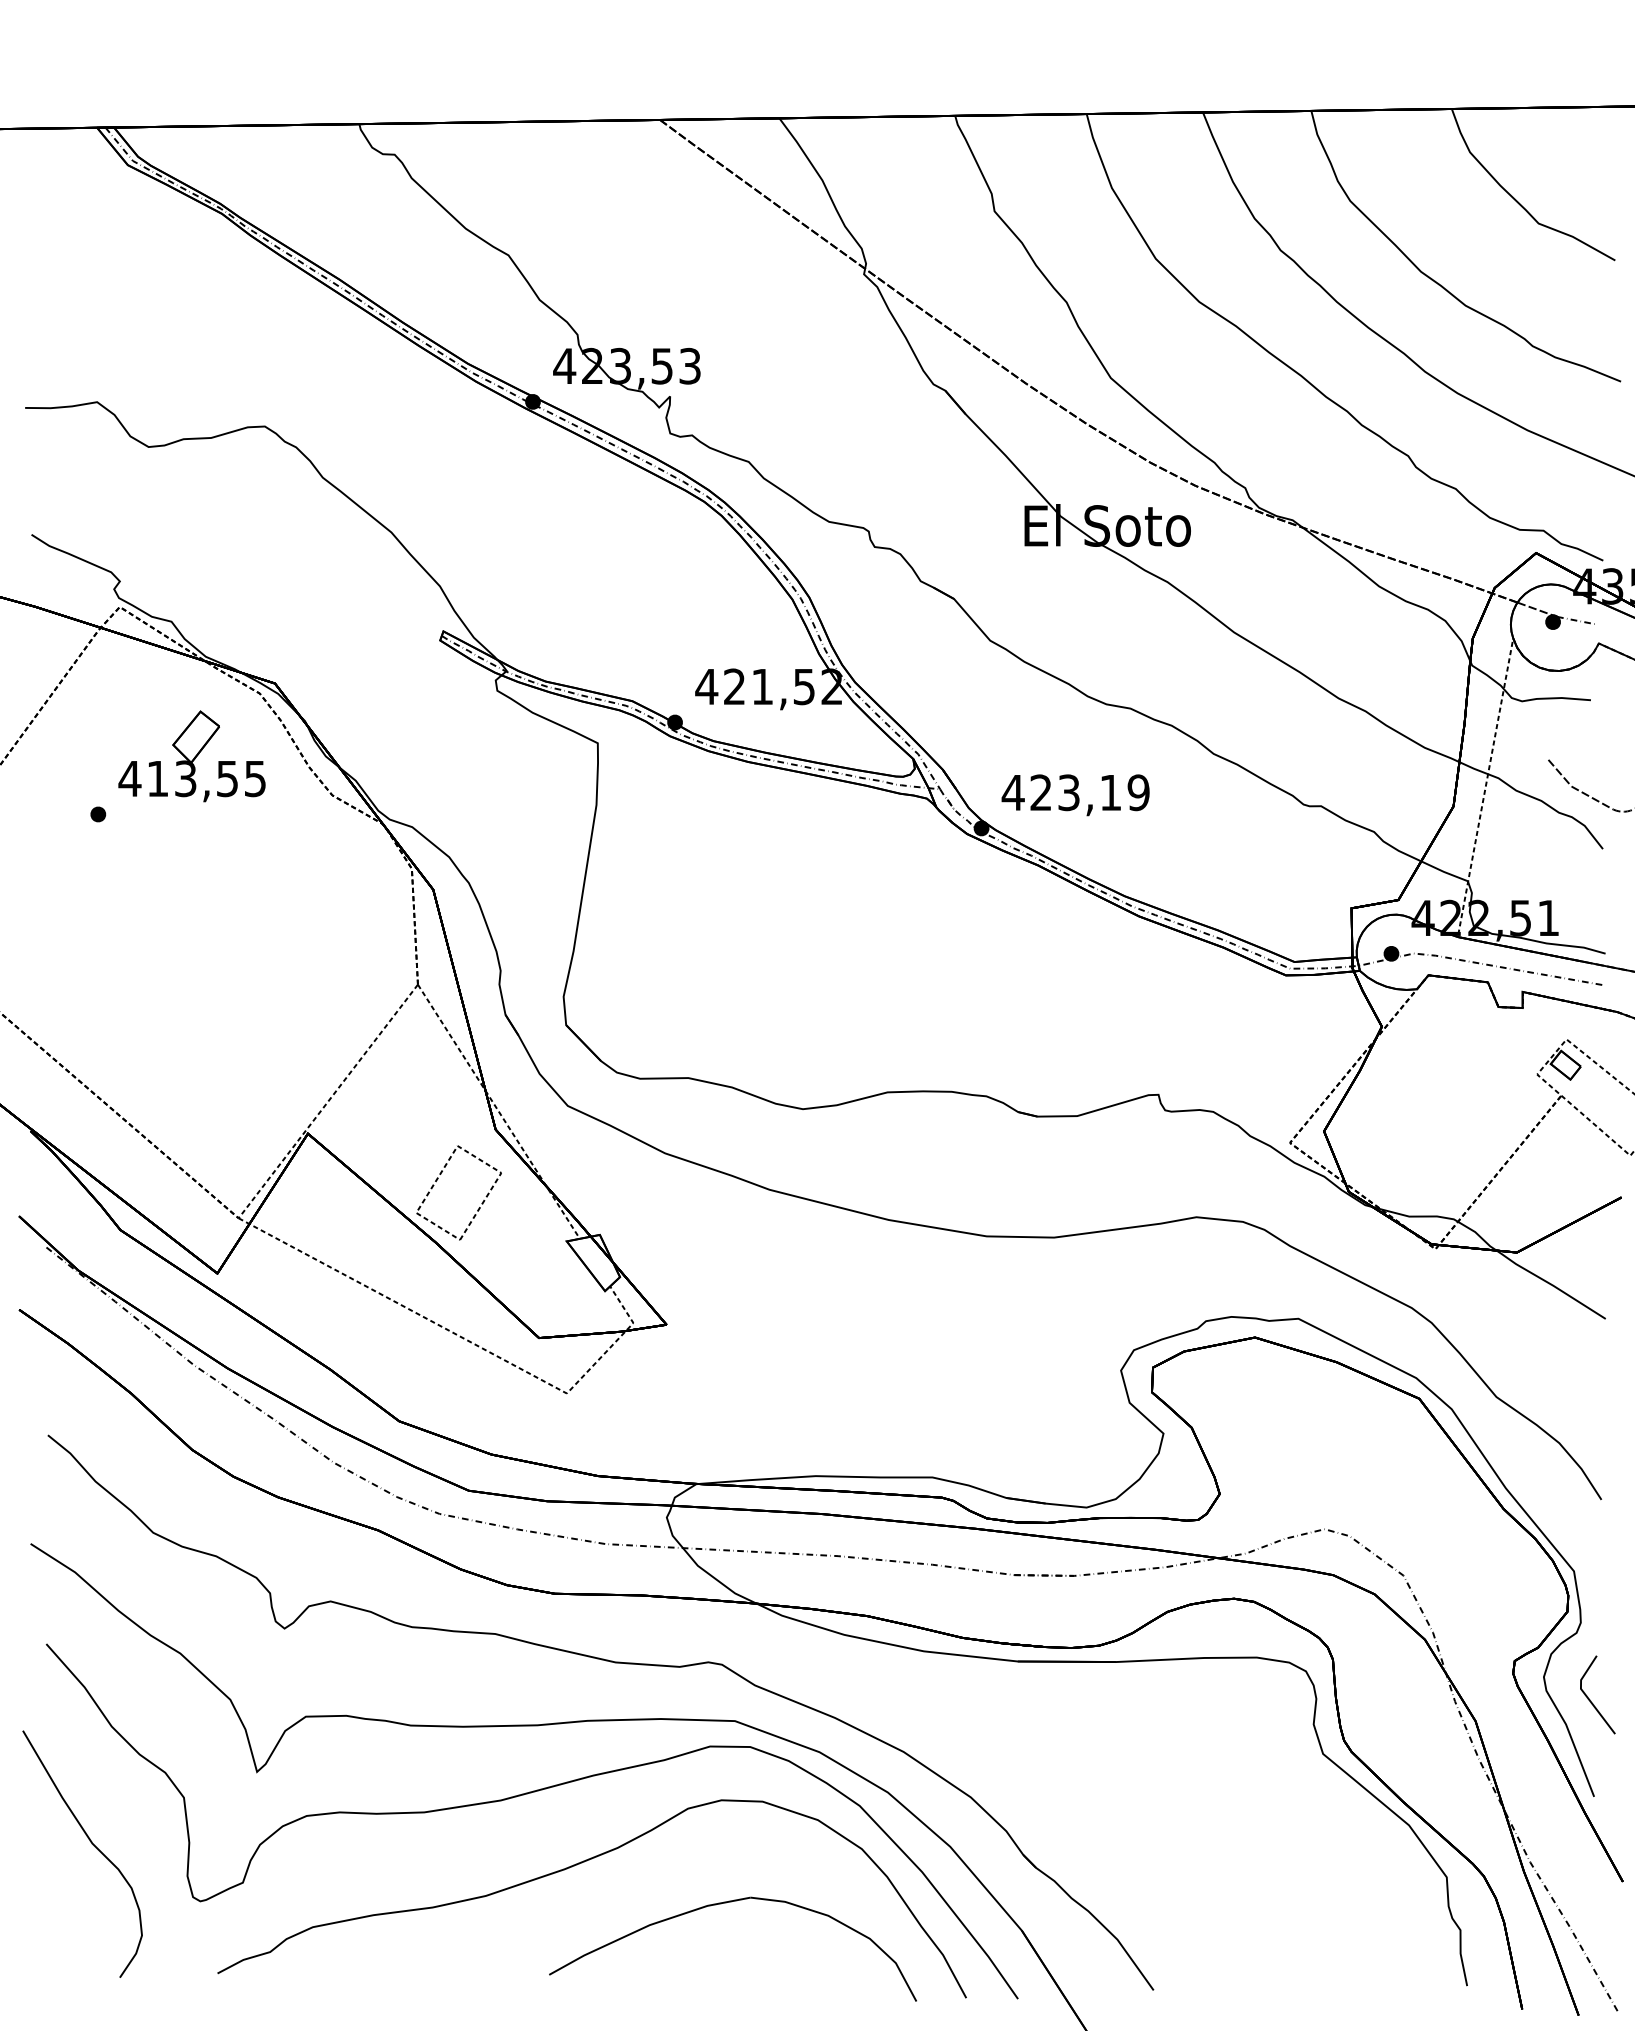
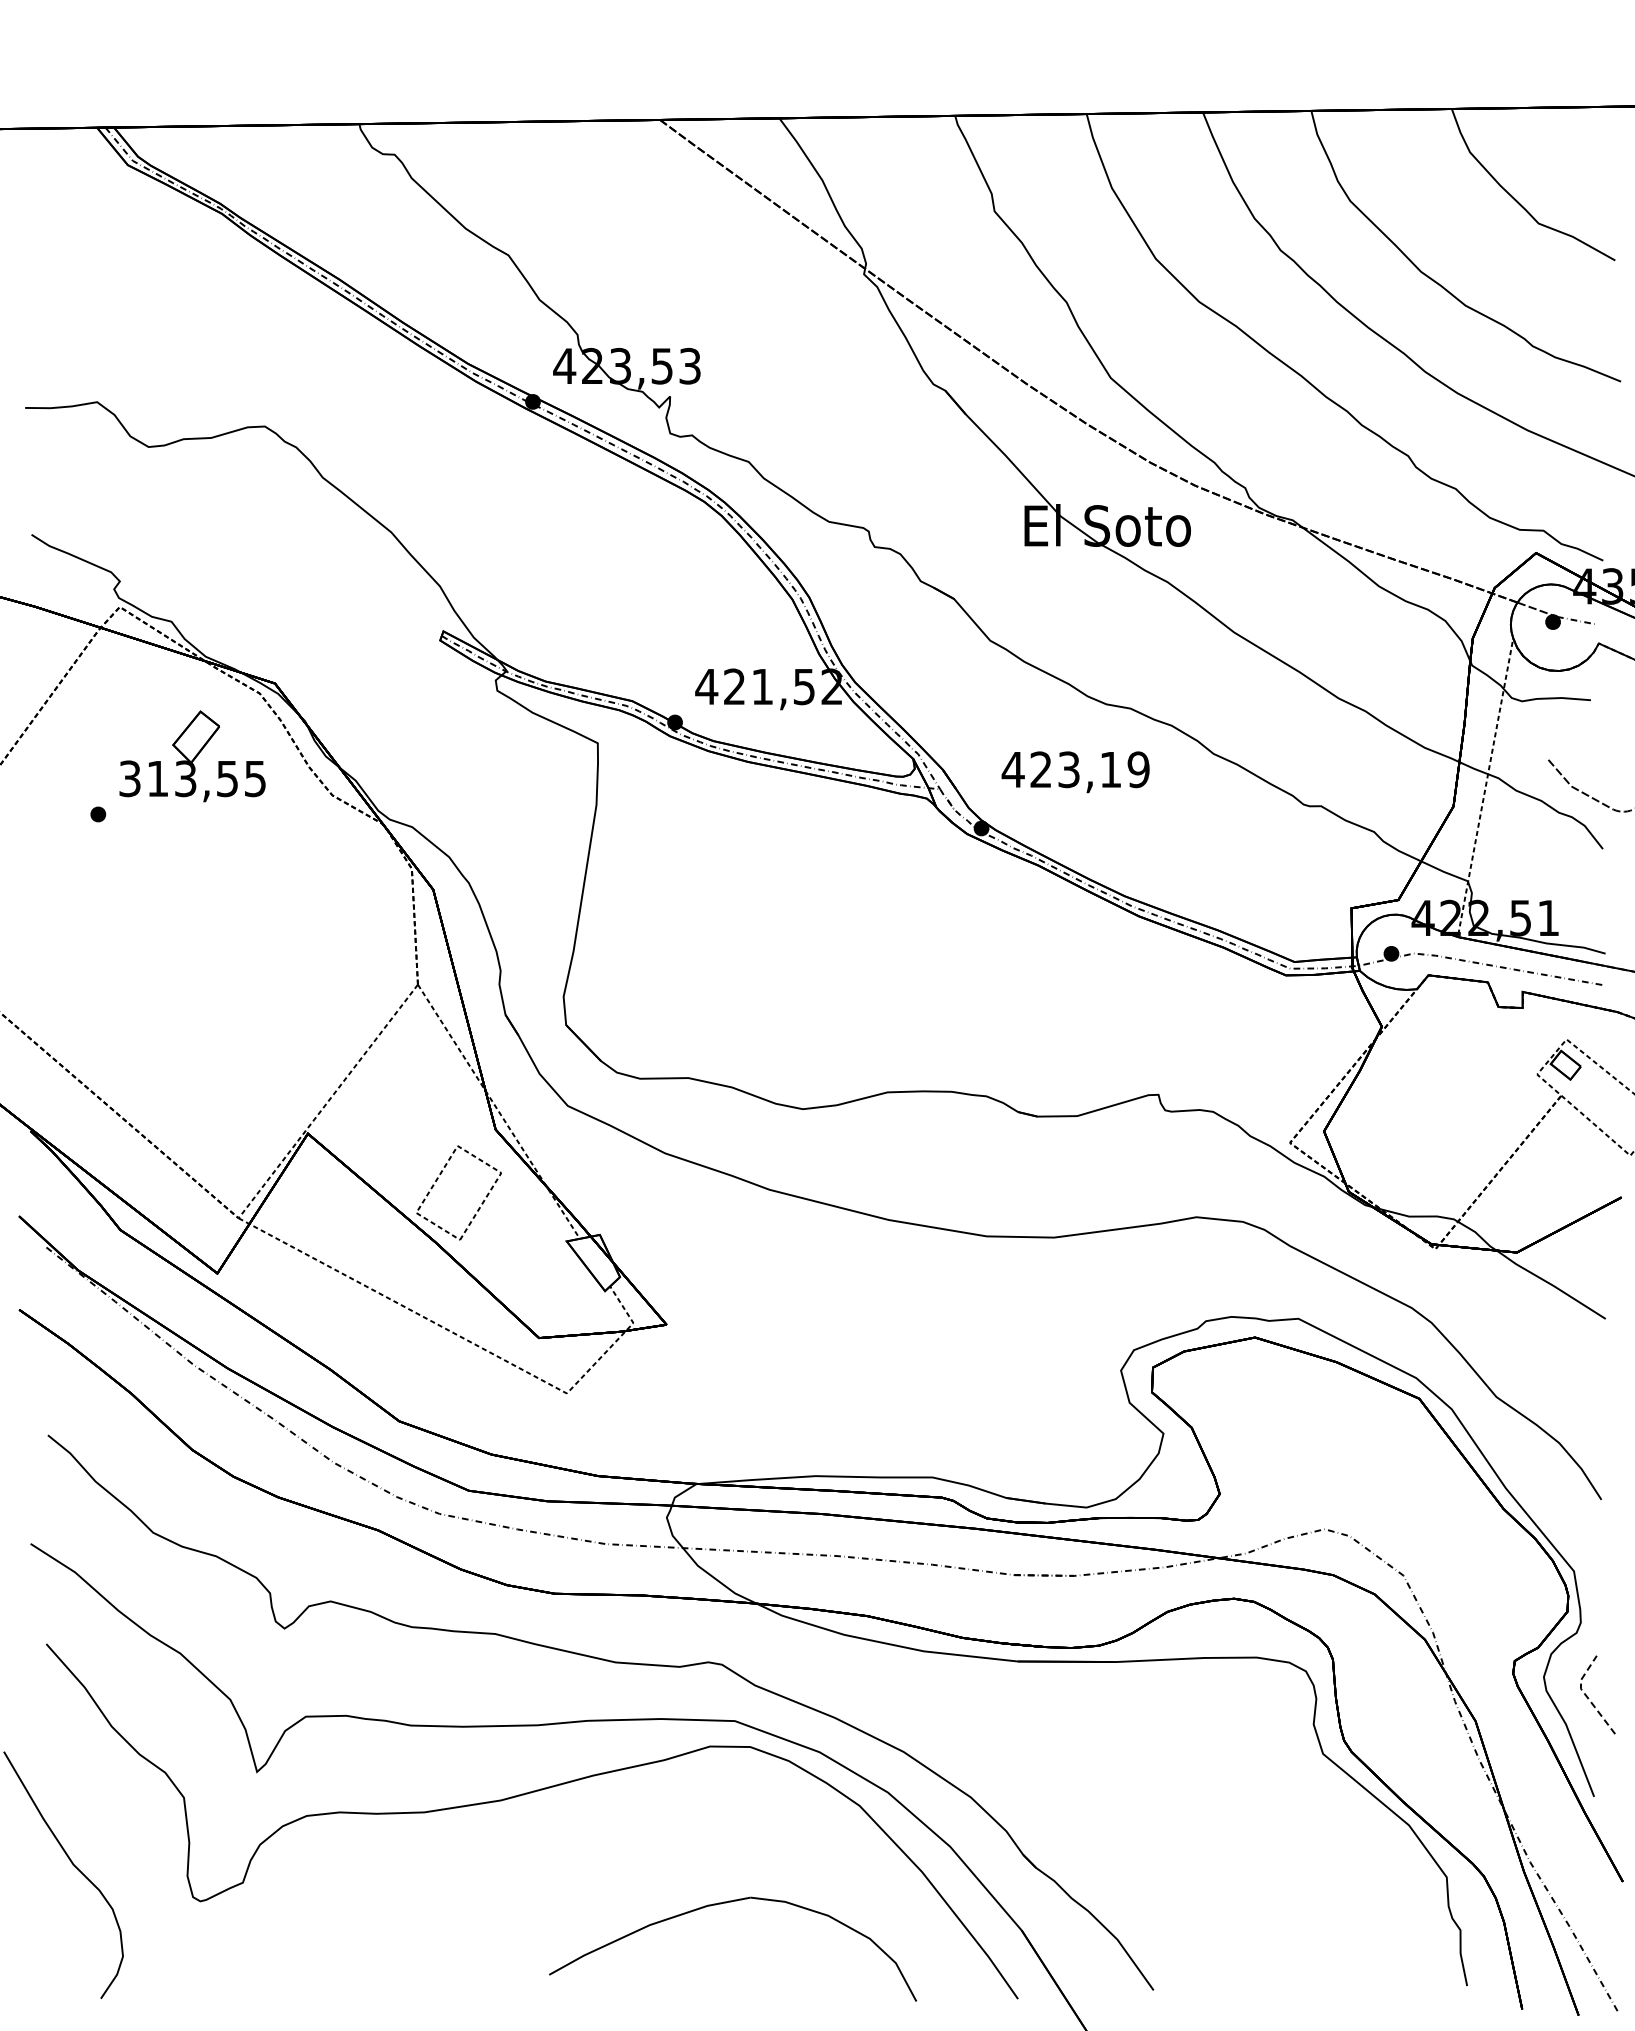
text: 413,55 -> 313,55 (129, 778)
text position: (1075, 795) -> (1075, 772) (1075, 772)
line: solid -> dashed (1585, 1695)
curve position: (91, 1843) -> (72, 1864) (72, 1864)
curve: present -> none (577, 1865)
